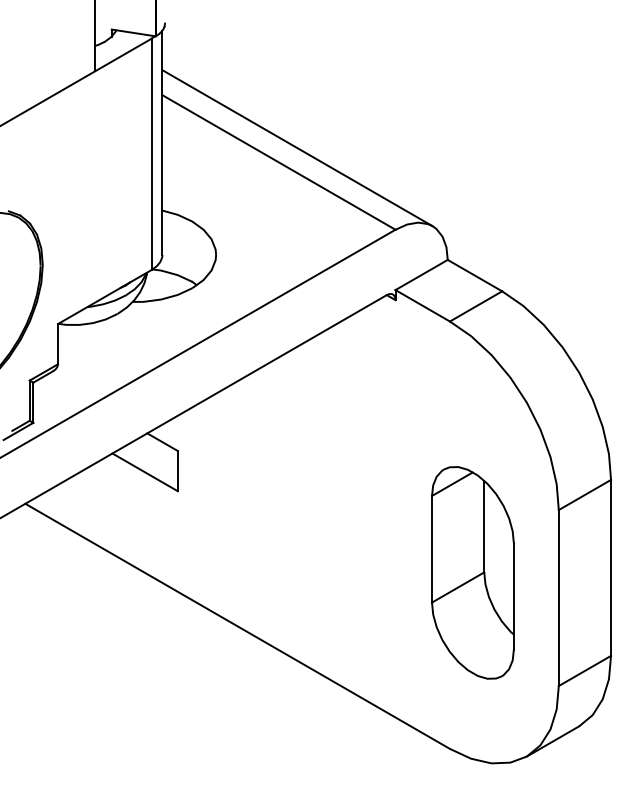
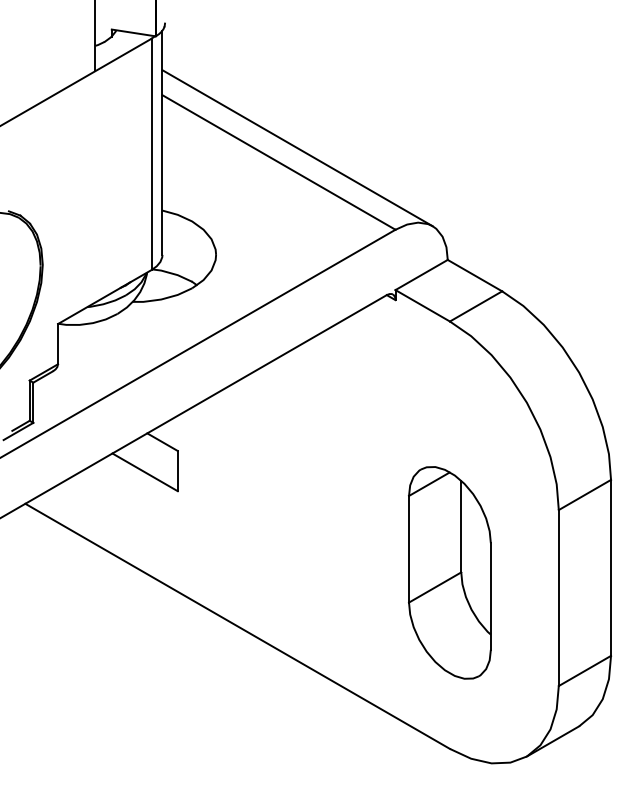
part position: (472, 572) -> (449, 572) (449, 572)
